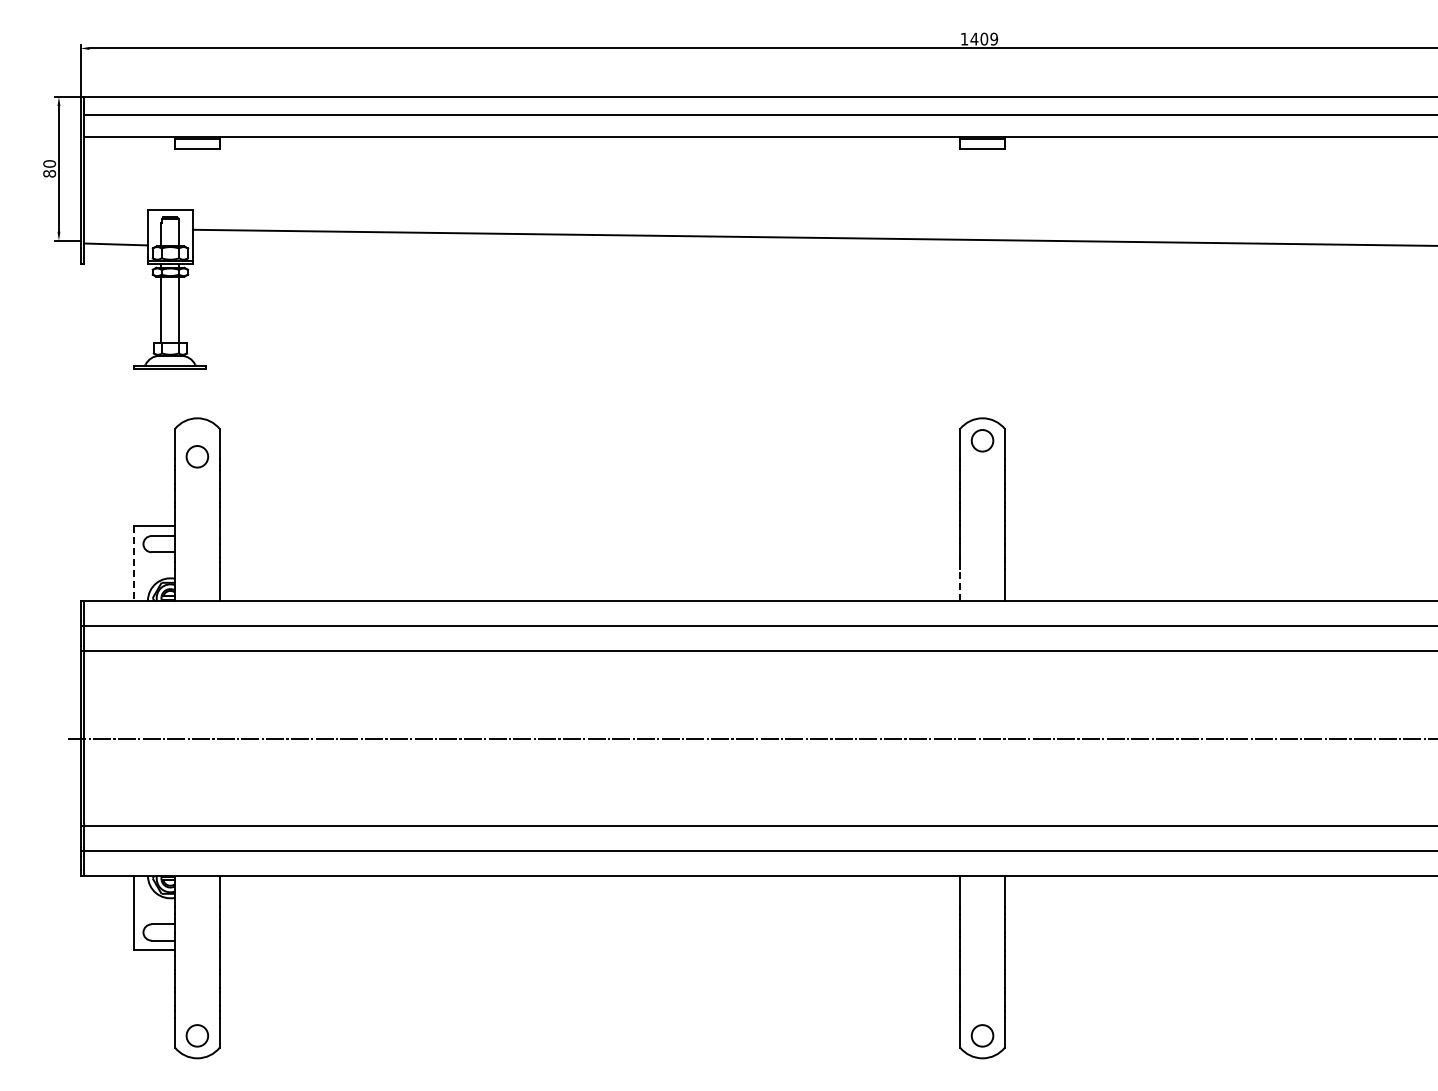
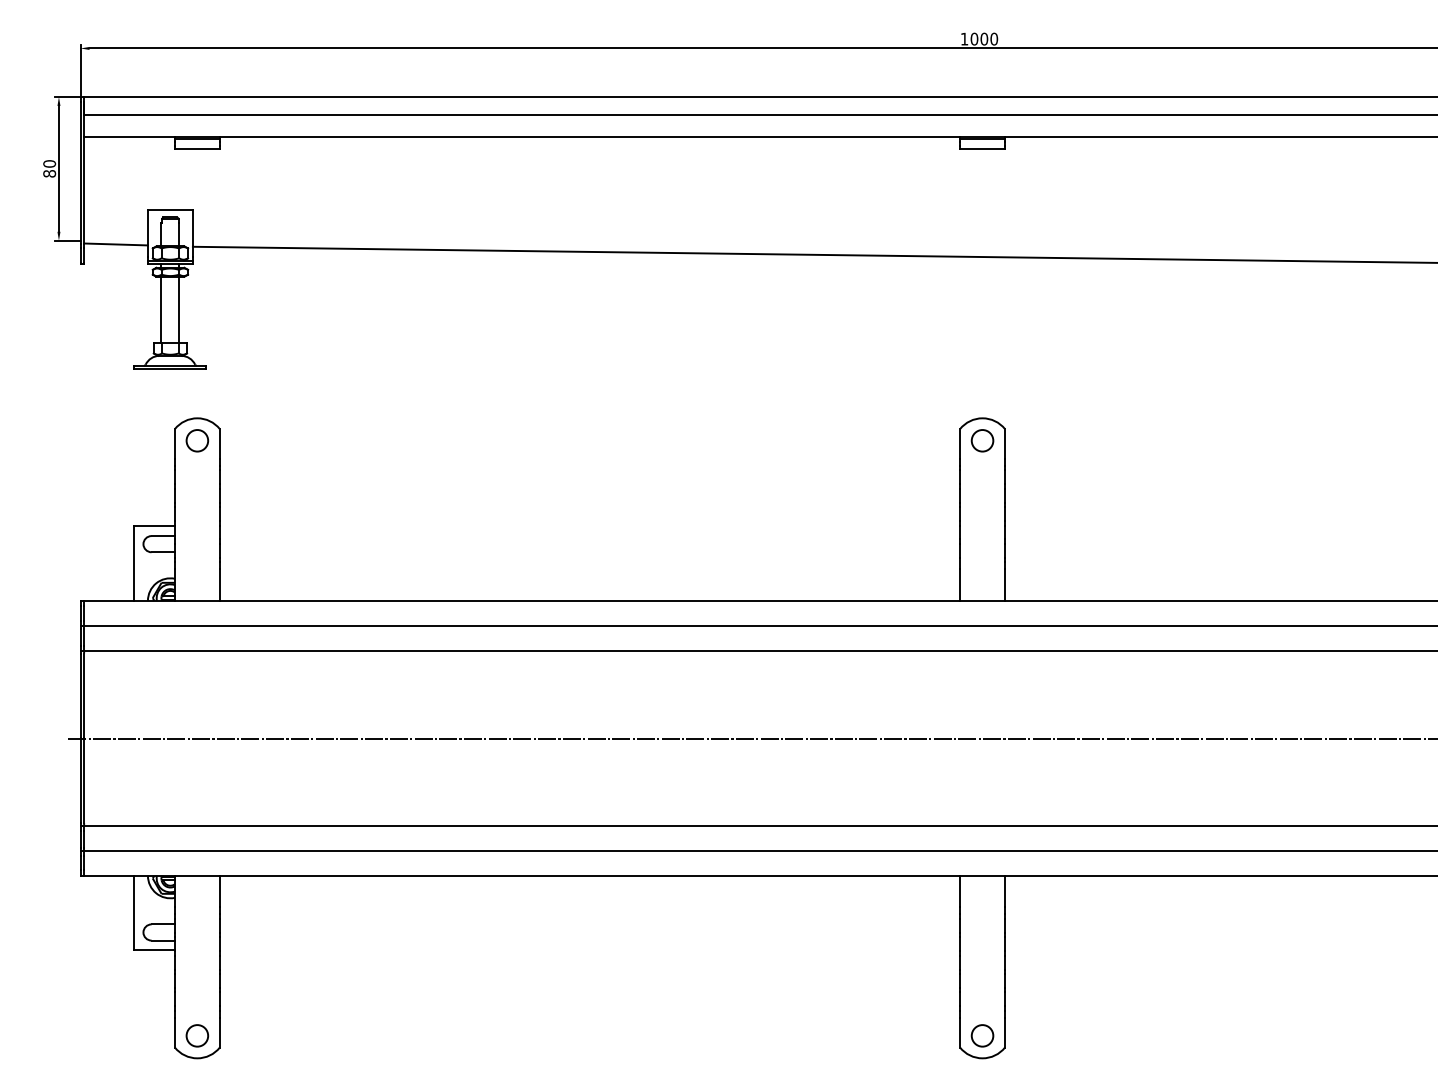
text: 1409 -> 1000 (983, 38)
line position: (813, 237) -> (813, 254) (813, 254)
circle position: (197, 456) -> (197, 440) (197, 440)
line: dashed -> solid (134, 563)
line: dashed -> solid (960, 585)
